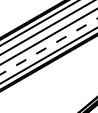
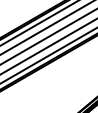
line: dashed -> solid (48, 46)
